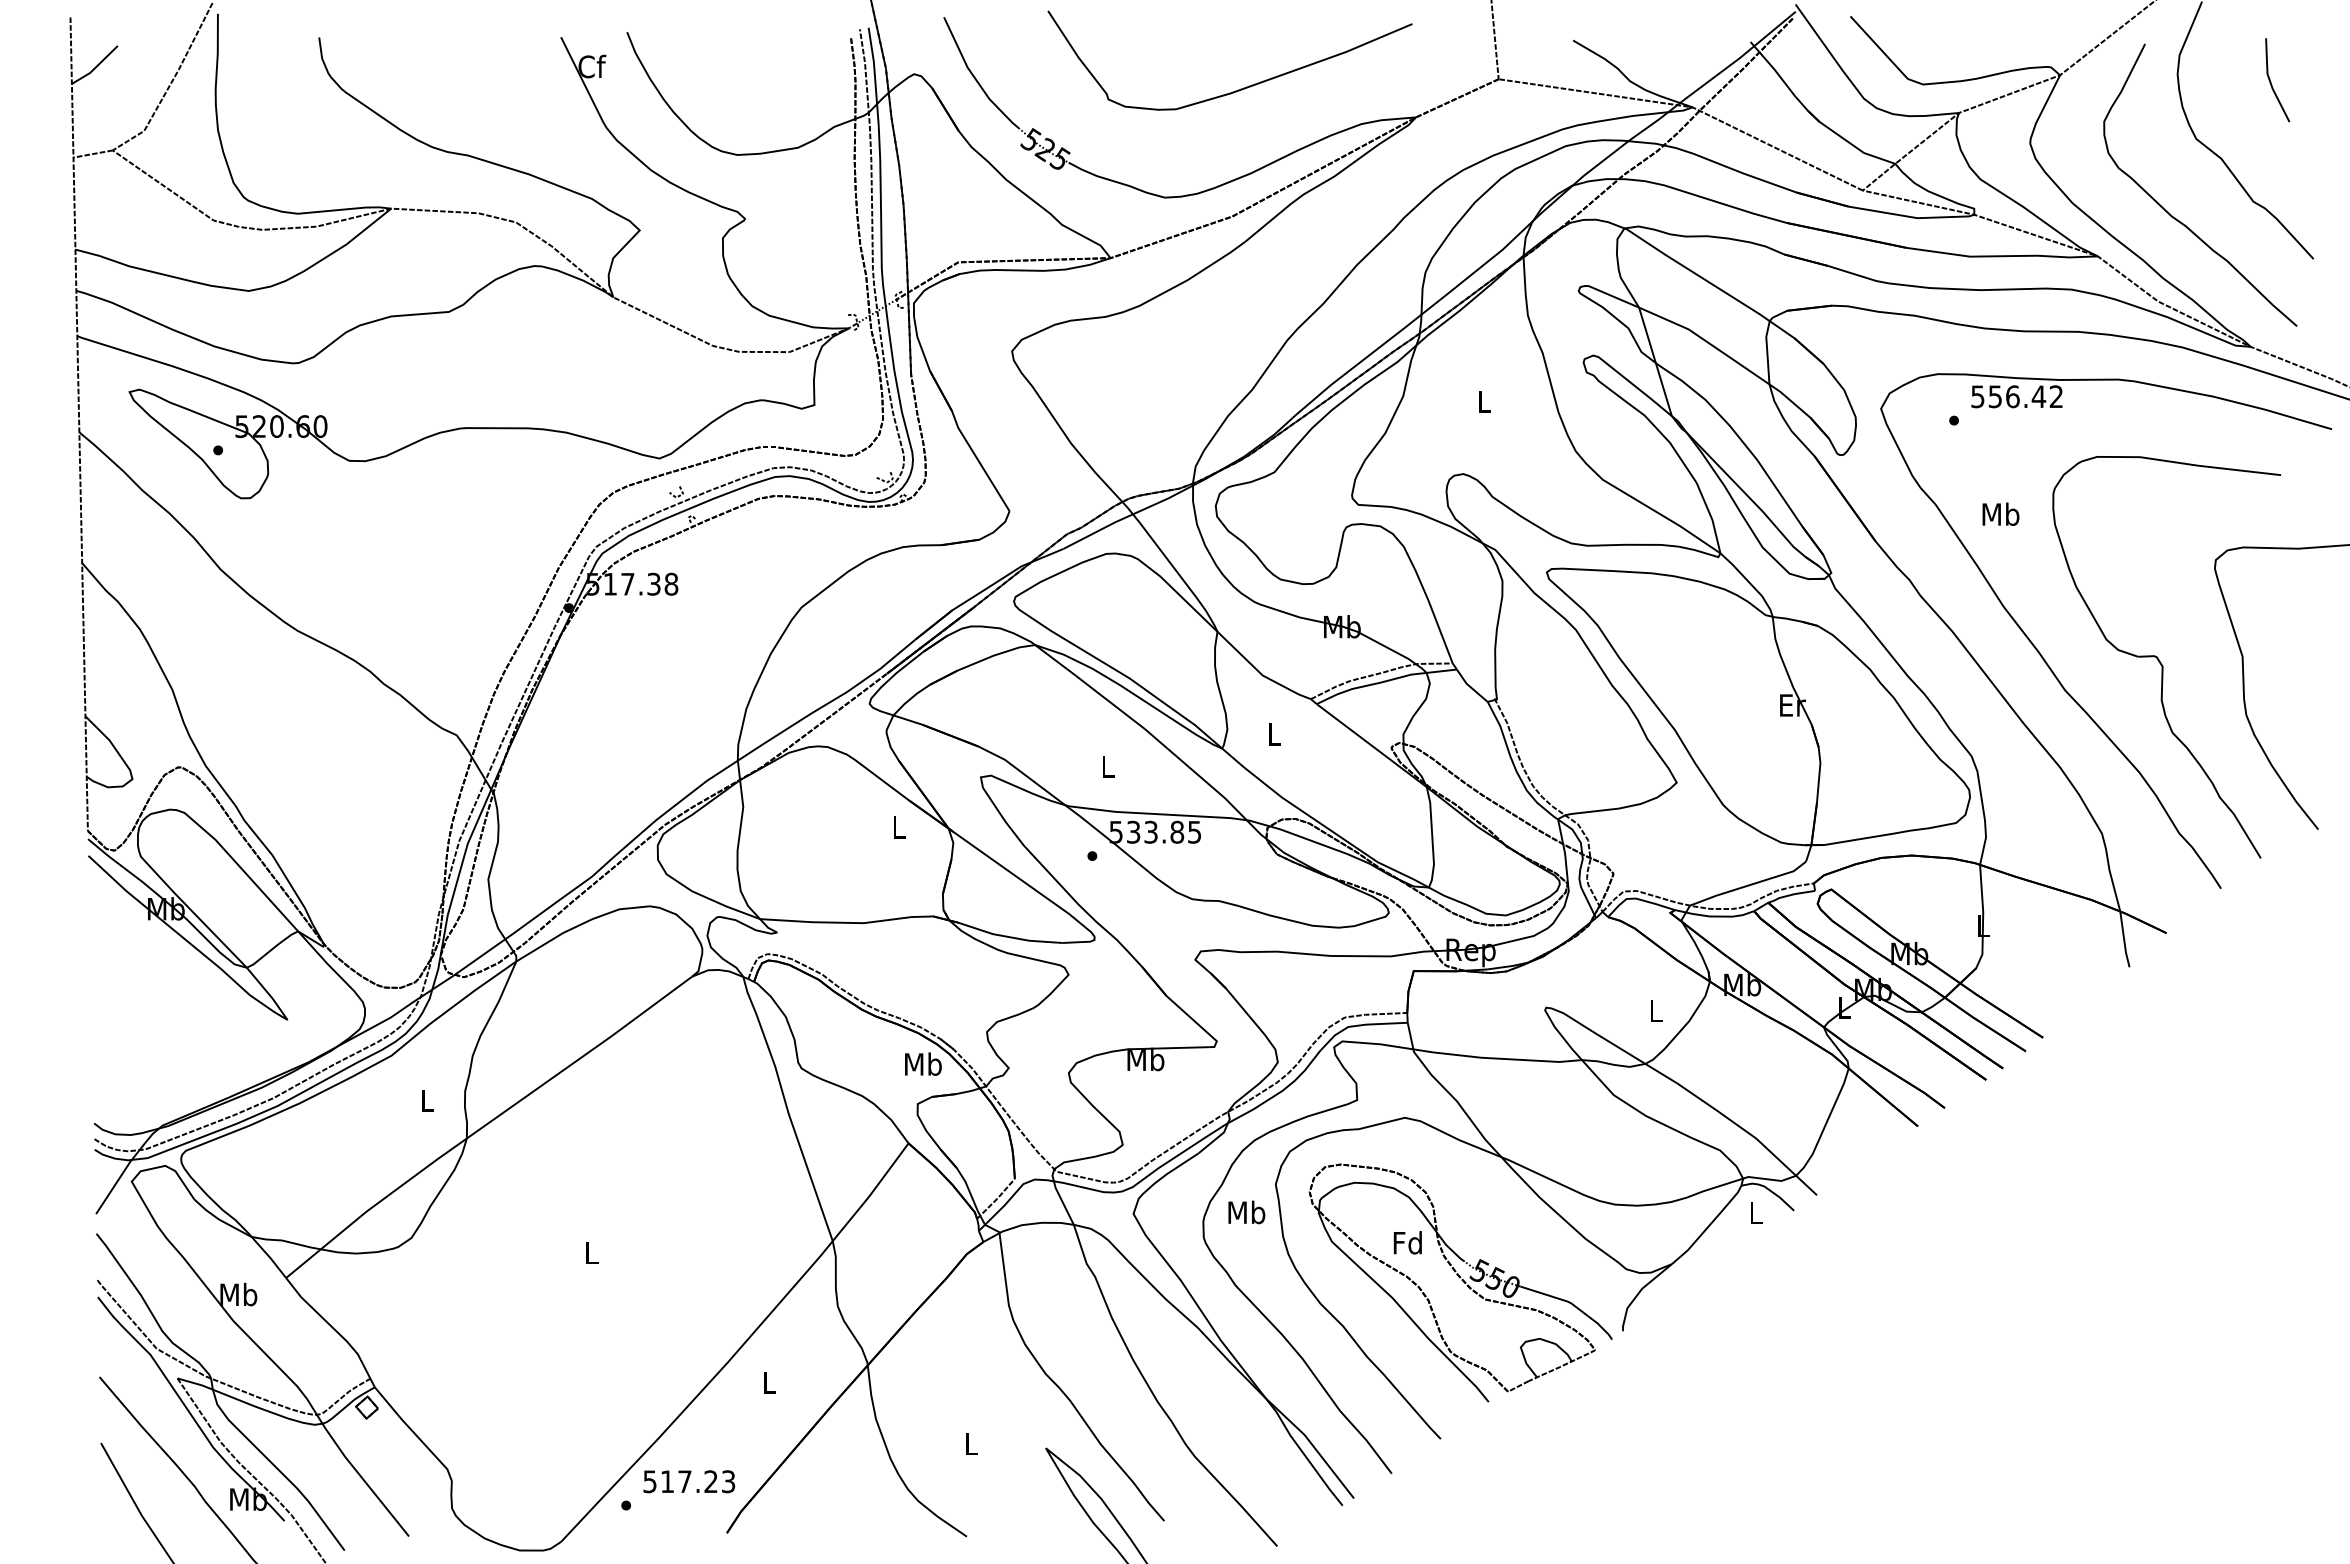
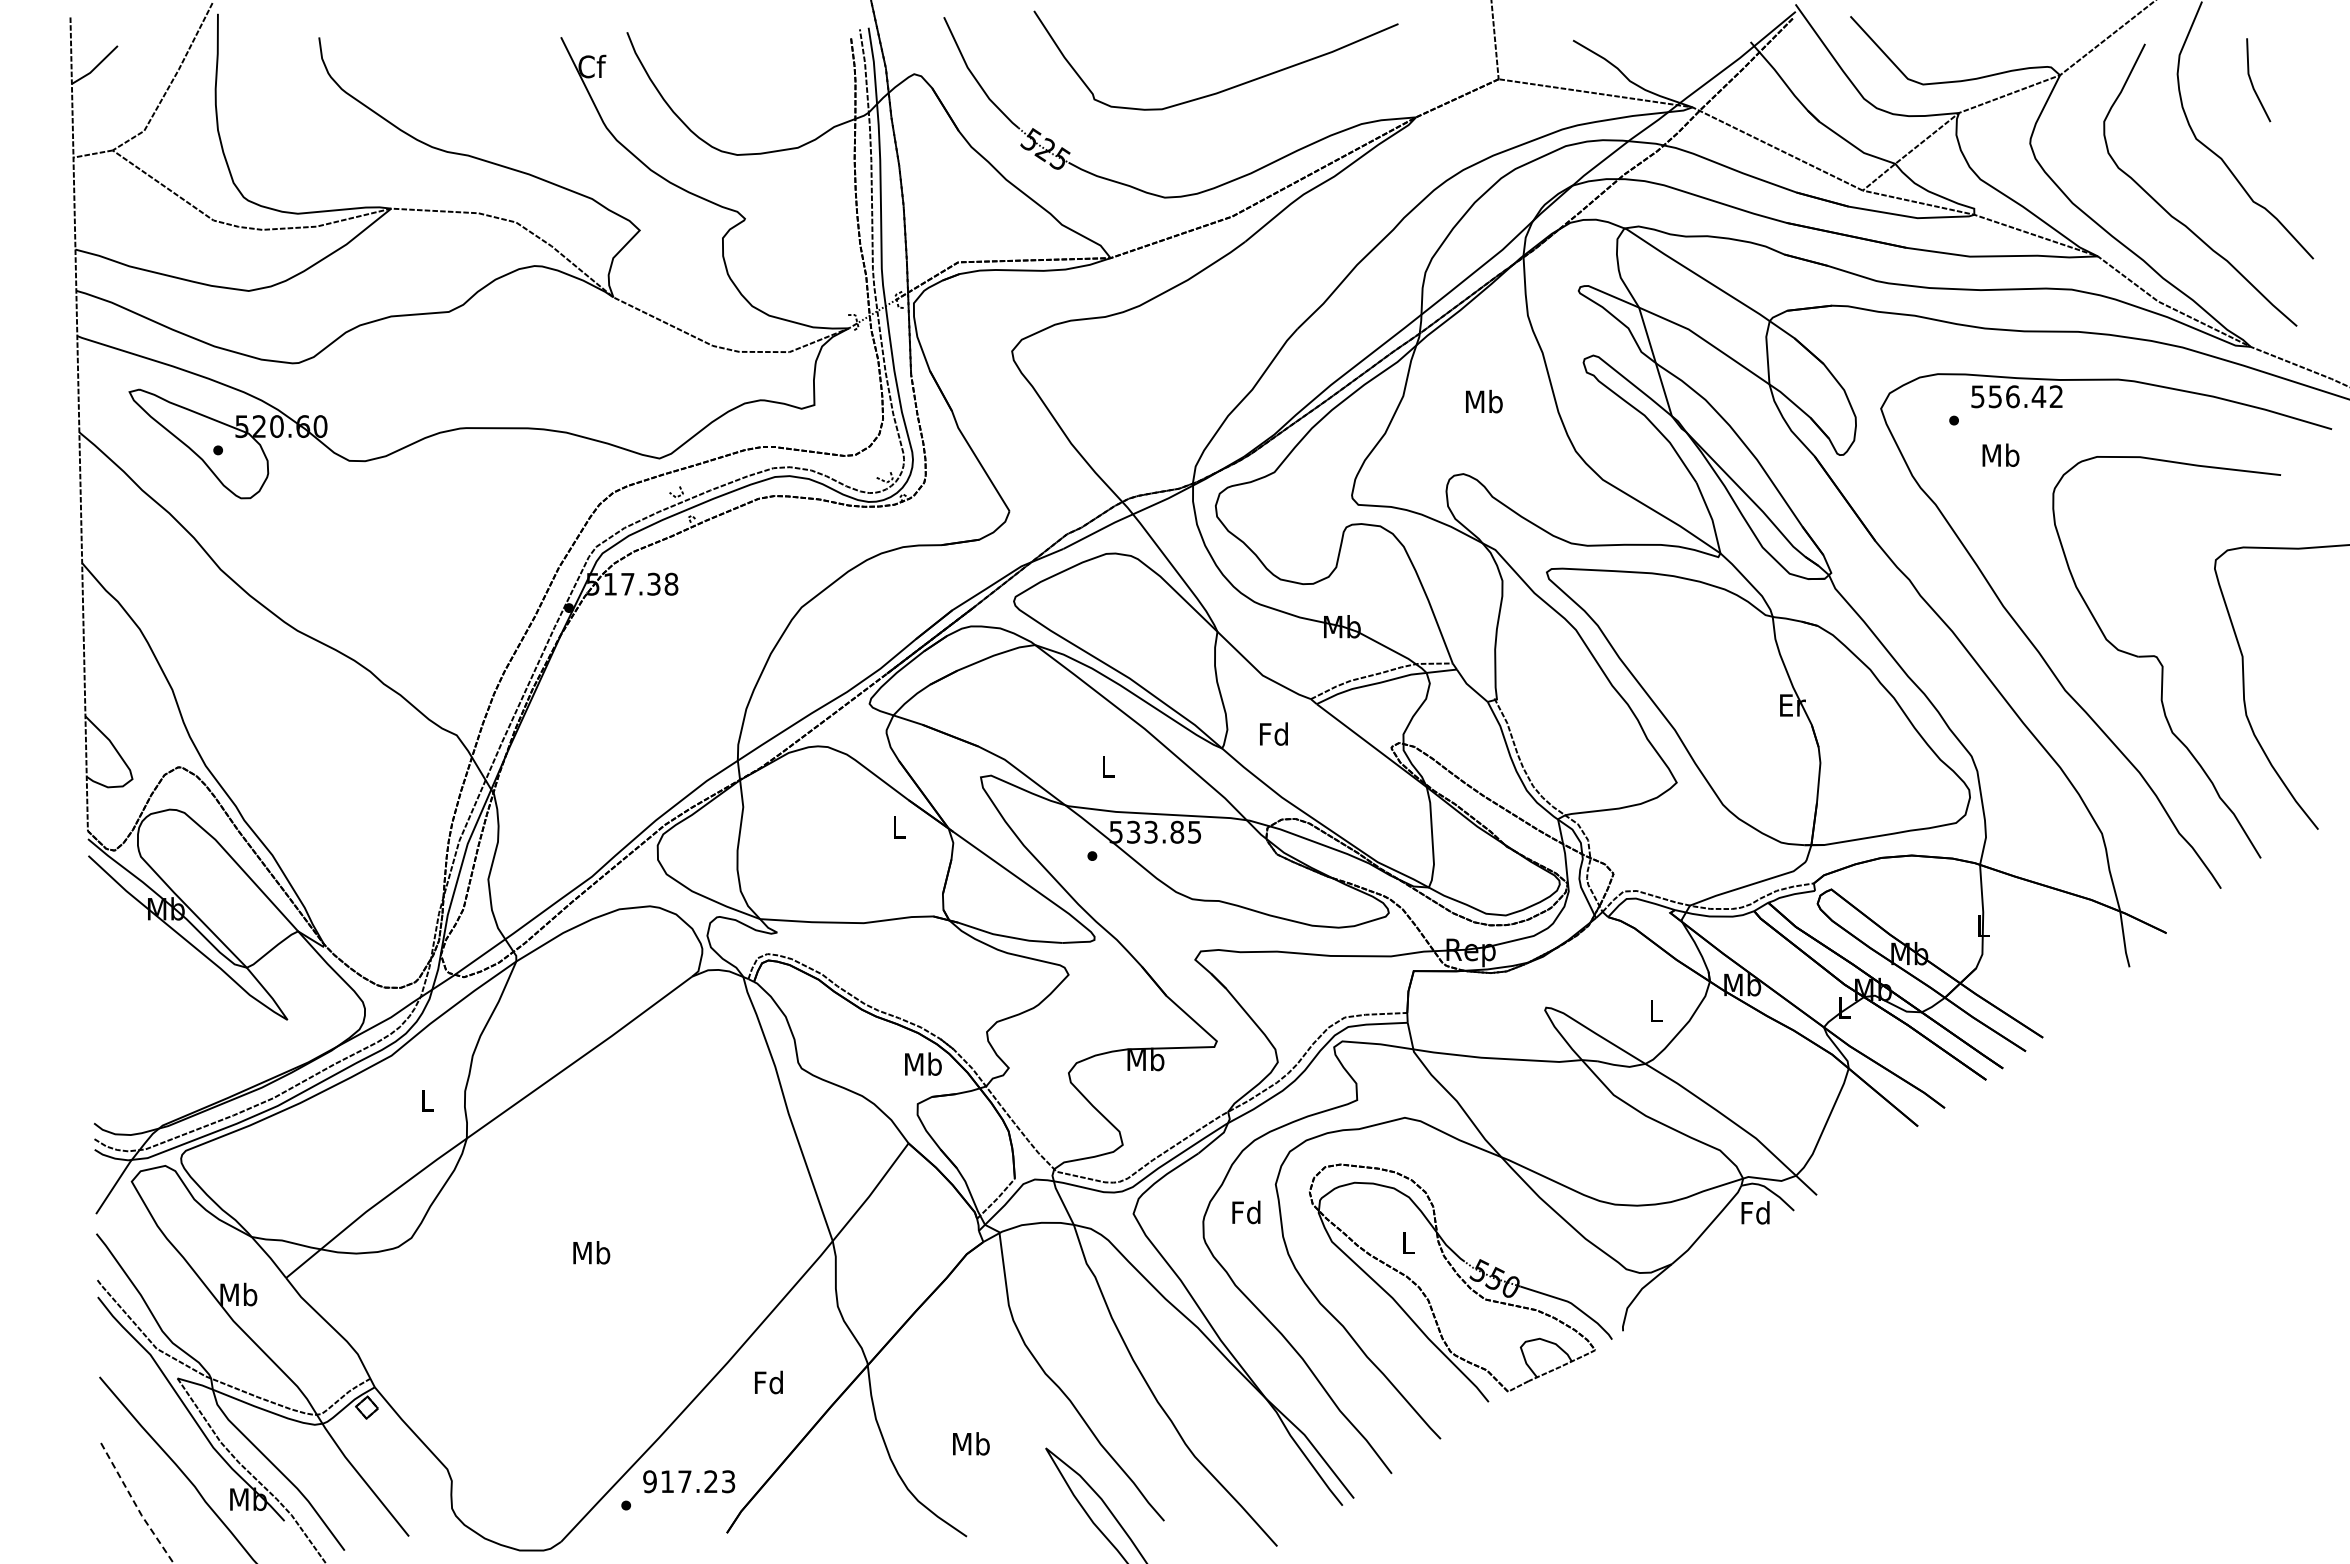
line position: (2271, 81) -> (2252, 81) (2252, 81)
curve position: (1240, 88) -> (1226, 88) (1226, 88)
text: L -> Mb (1484, 401)
text position: (2000, 513) -> (2000, 454) (2000, 454)
text: L -> Fd (1273, 733)
text: Mb -> Fd (1246, 1212)
text: L -> Fd (1755, 1212)
text: Fd -> L (1407, 1242)
text: L -> Mb (591, 1252)
text: L -> Fd (768, 1382)
text: L -> Mb (971, 1443)
text: 517.23 -> 917.23 (649, 1481)
line: solid -> dashed (136, 1505)
